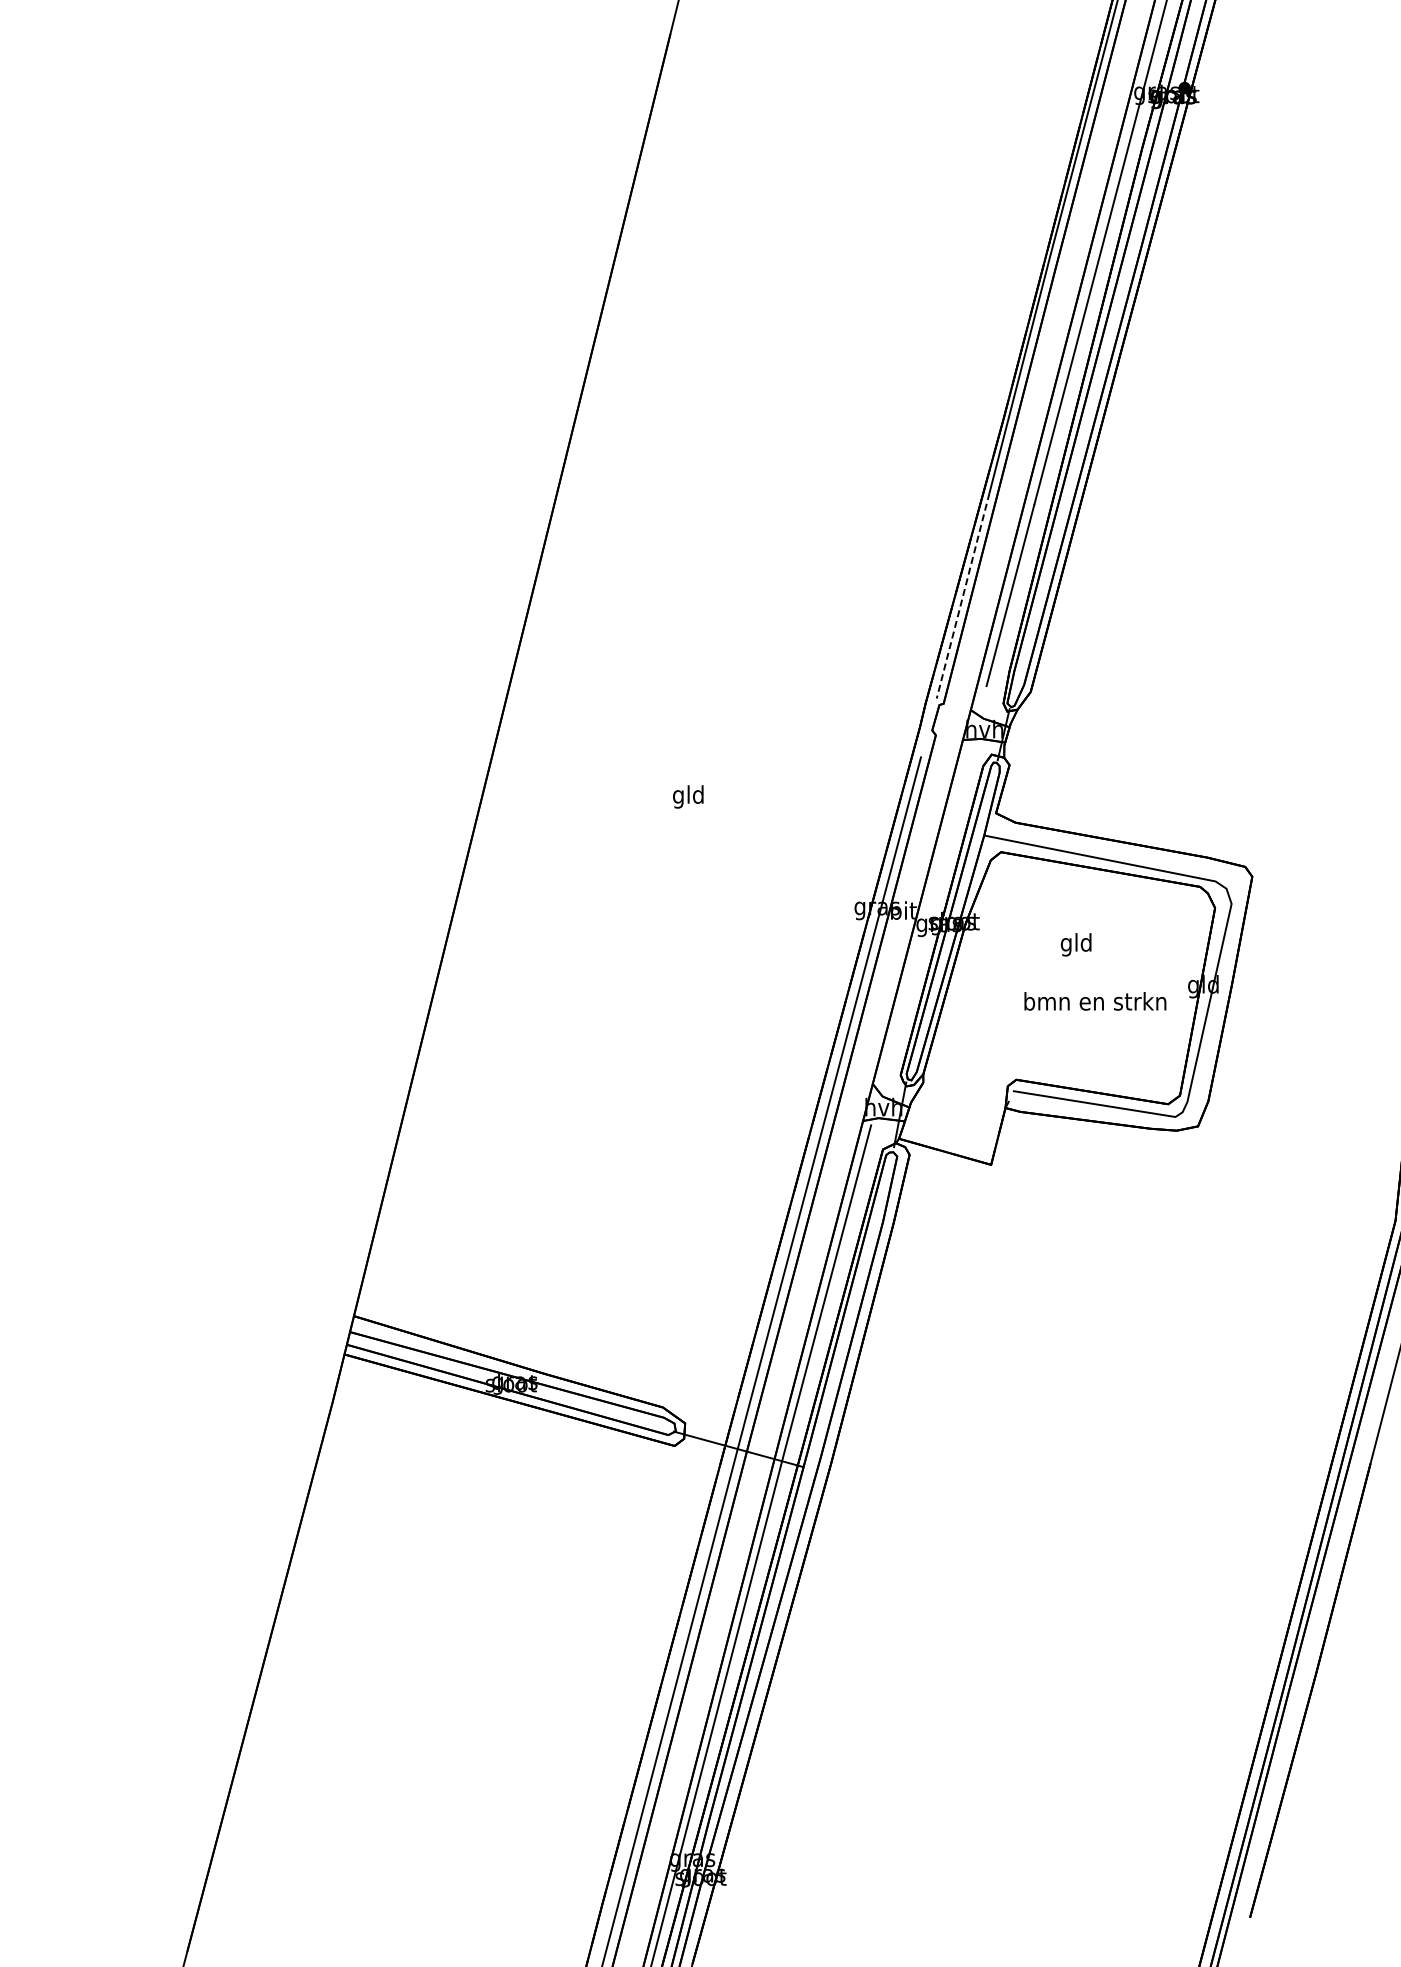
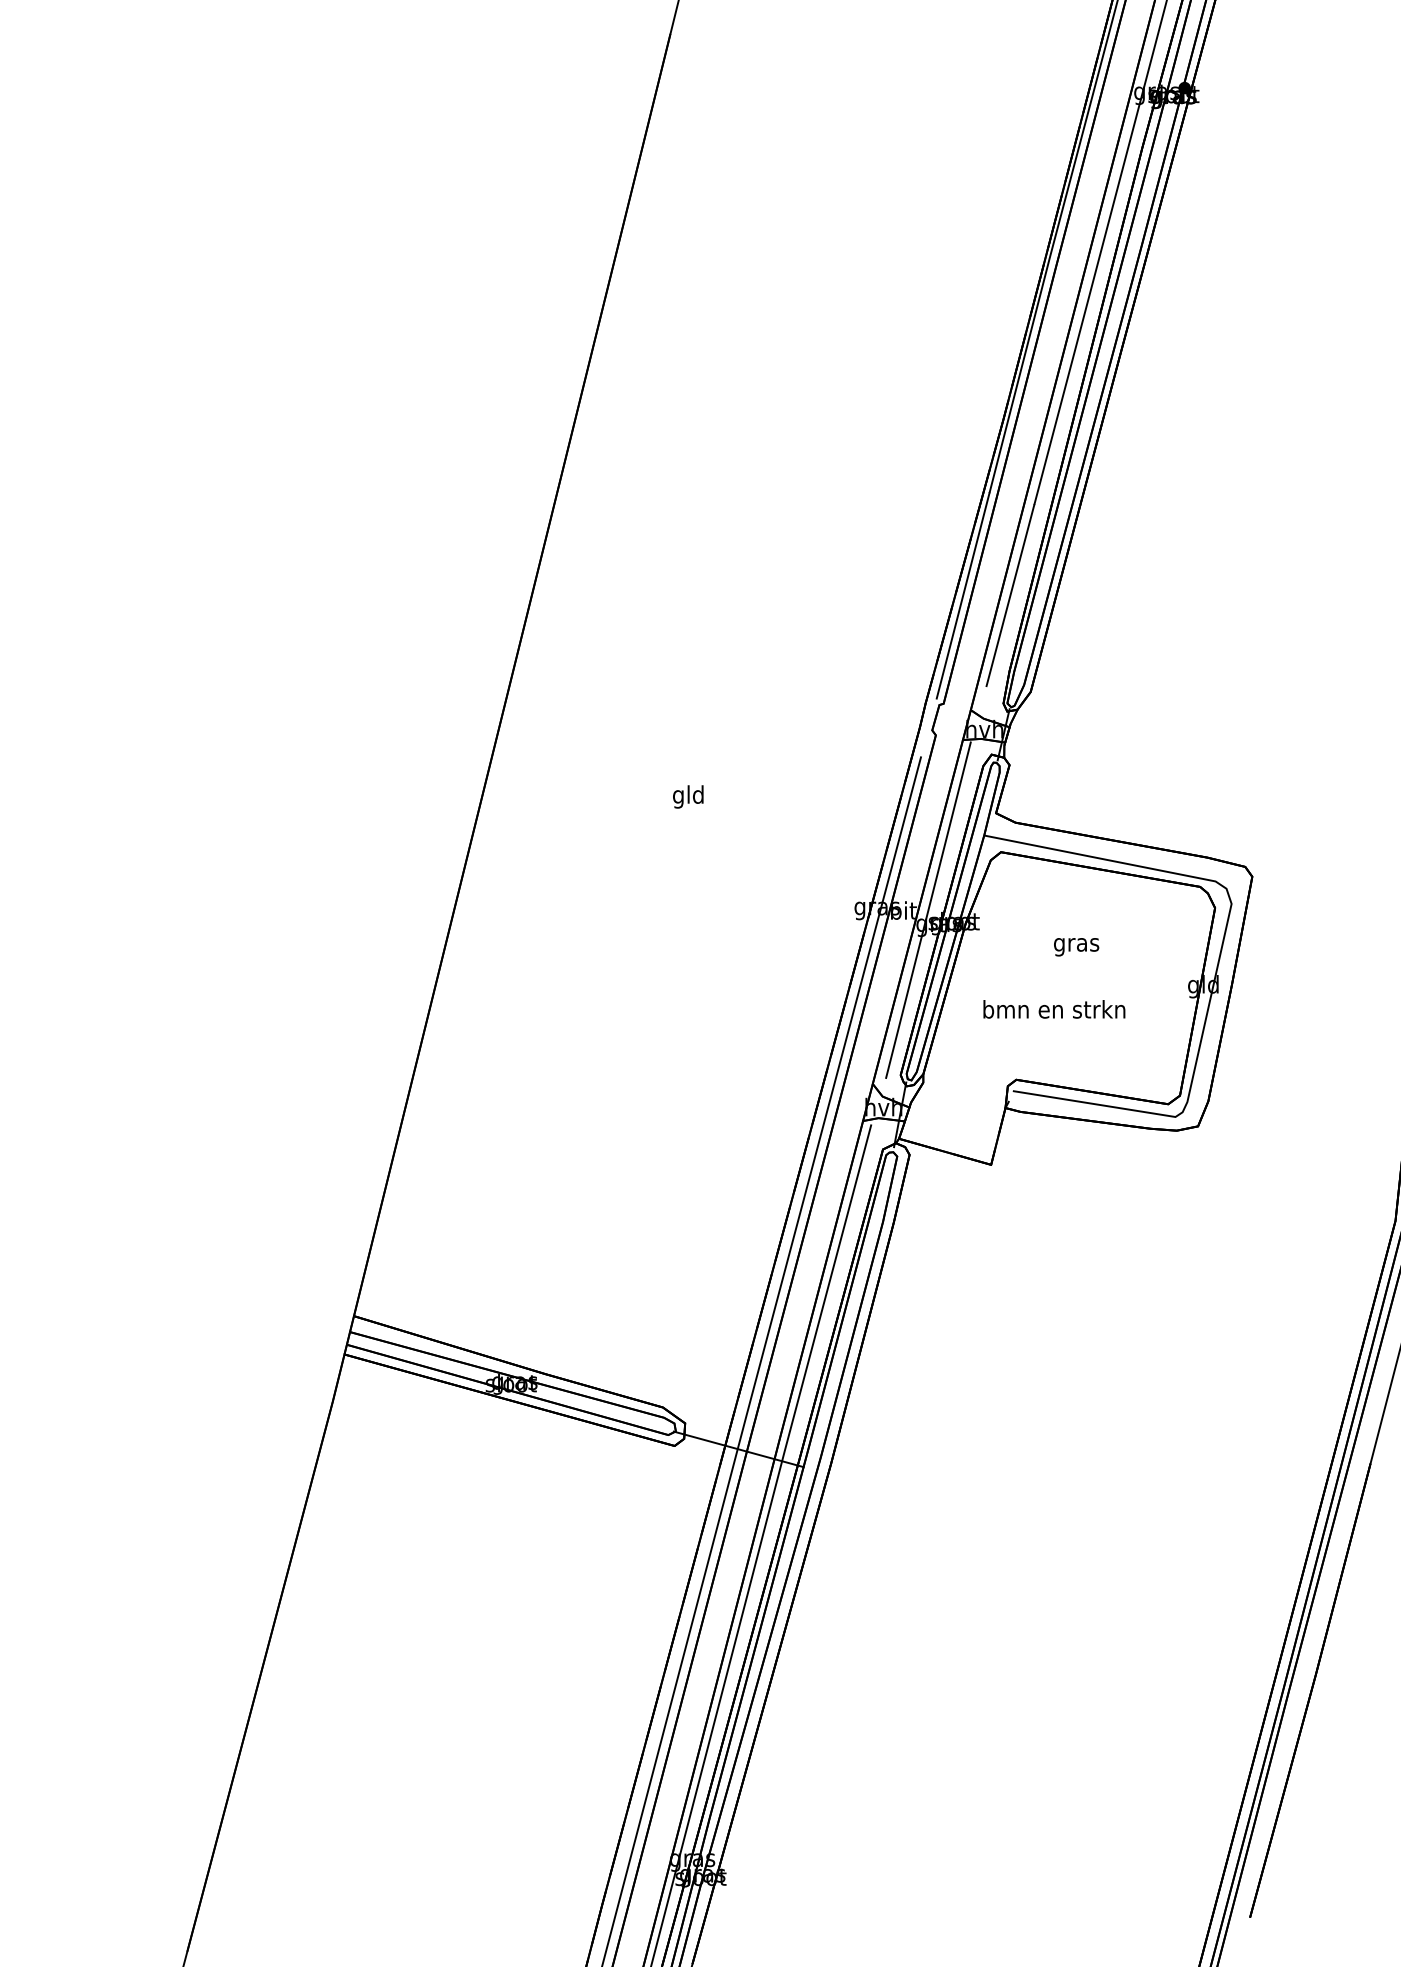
line: dashed -> solid (962, 596)
line: none -> present (928, 909)
text: gld -> gras (1076, 944)
text position: (1095, 1001) -> (1054, 1009) (1054, 1009)
